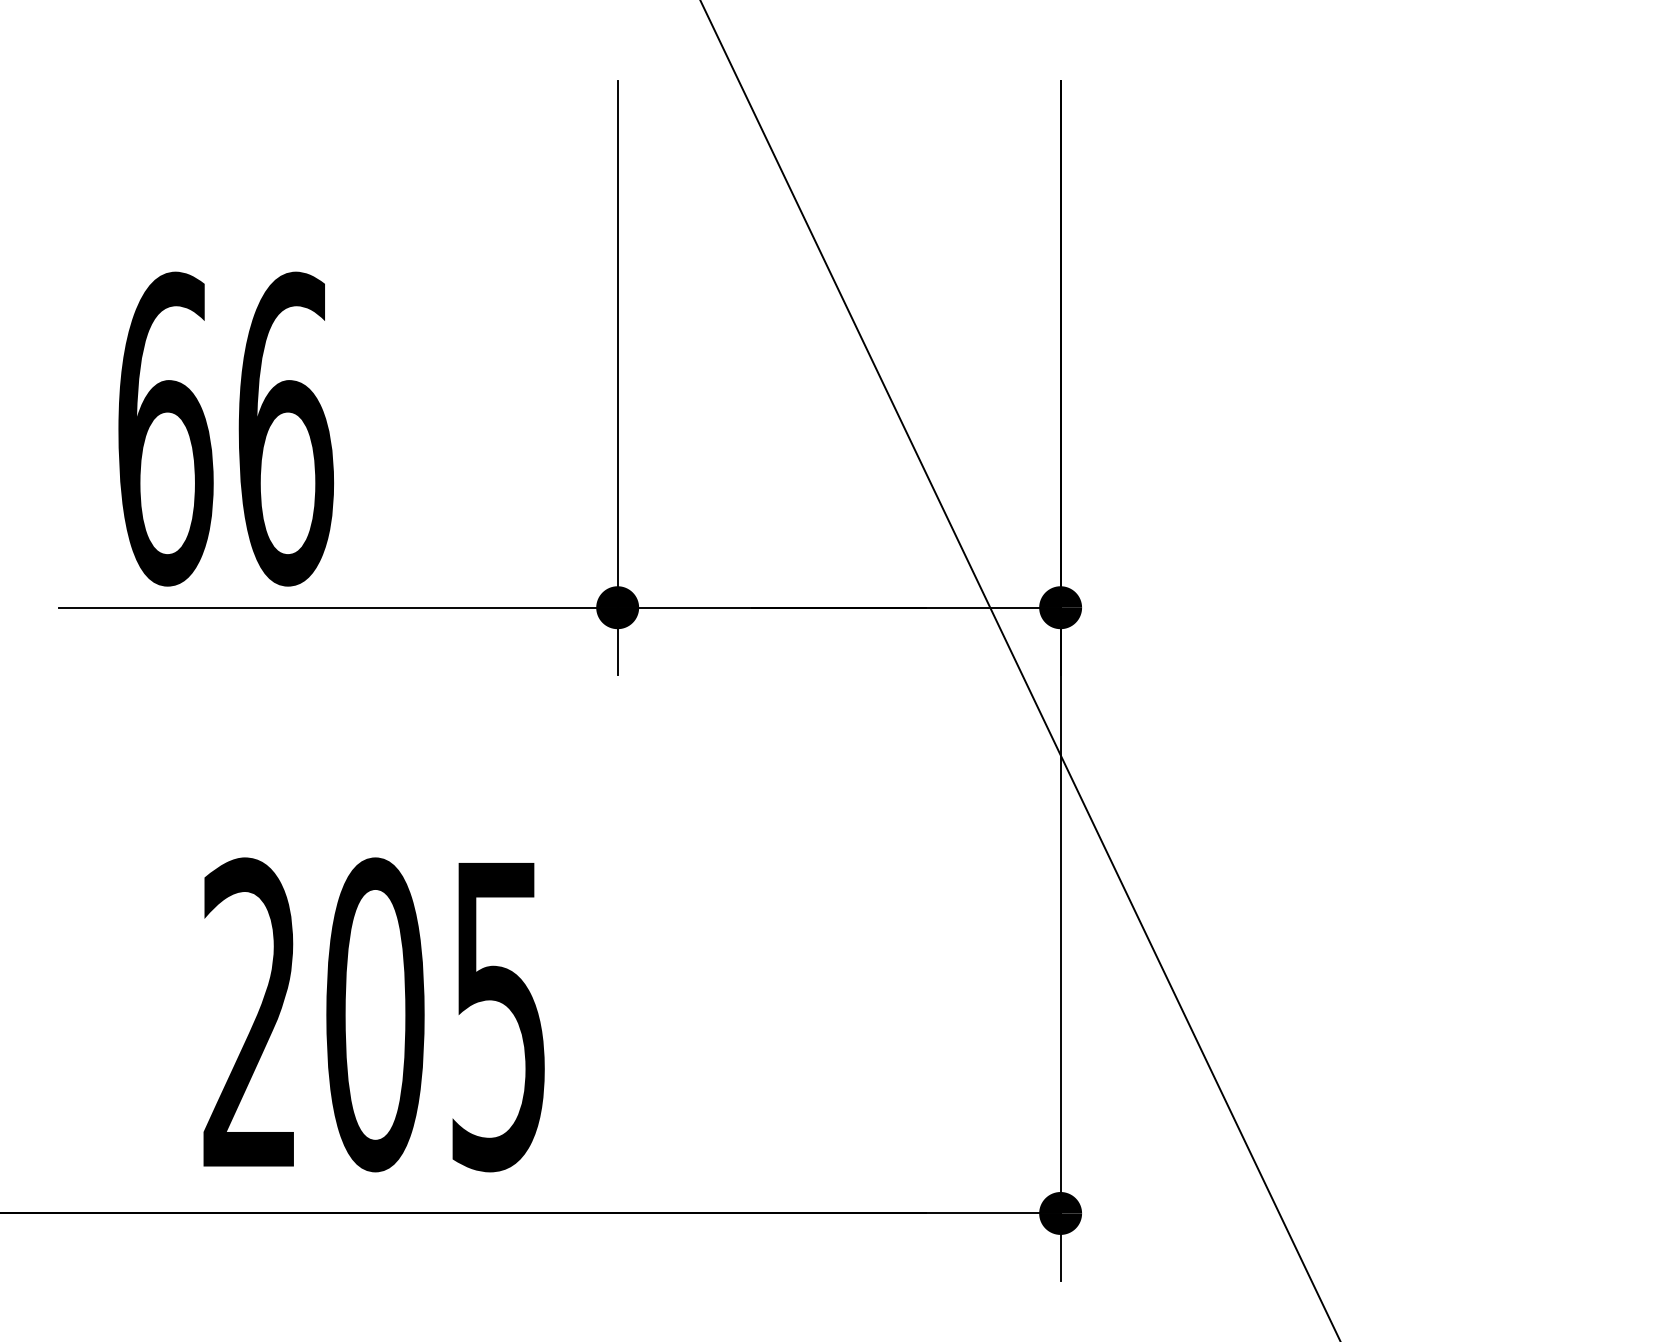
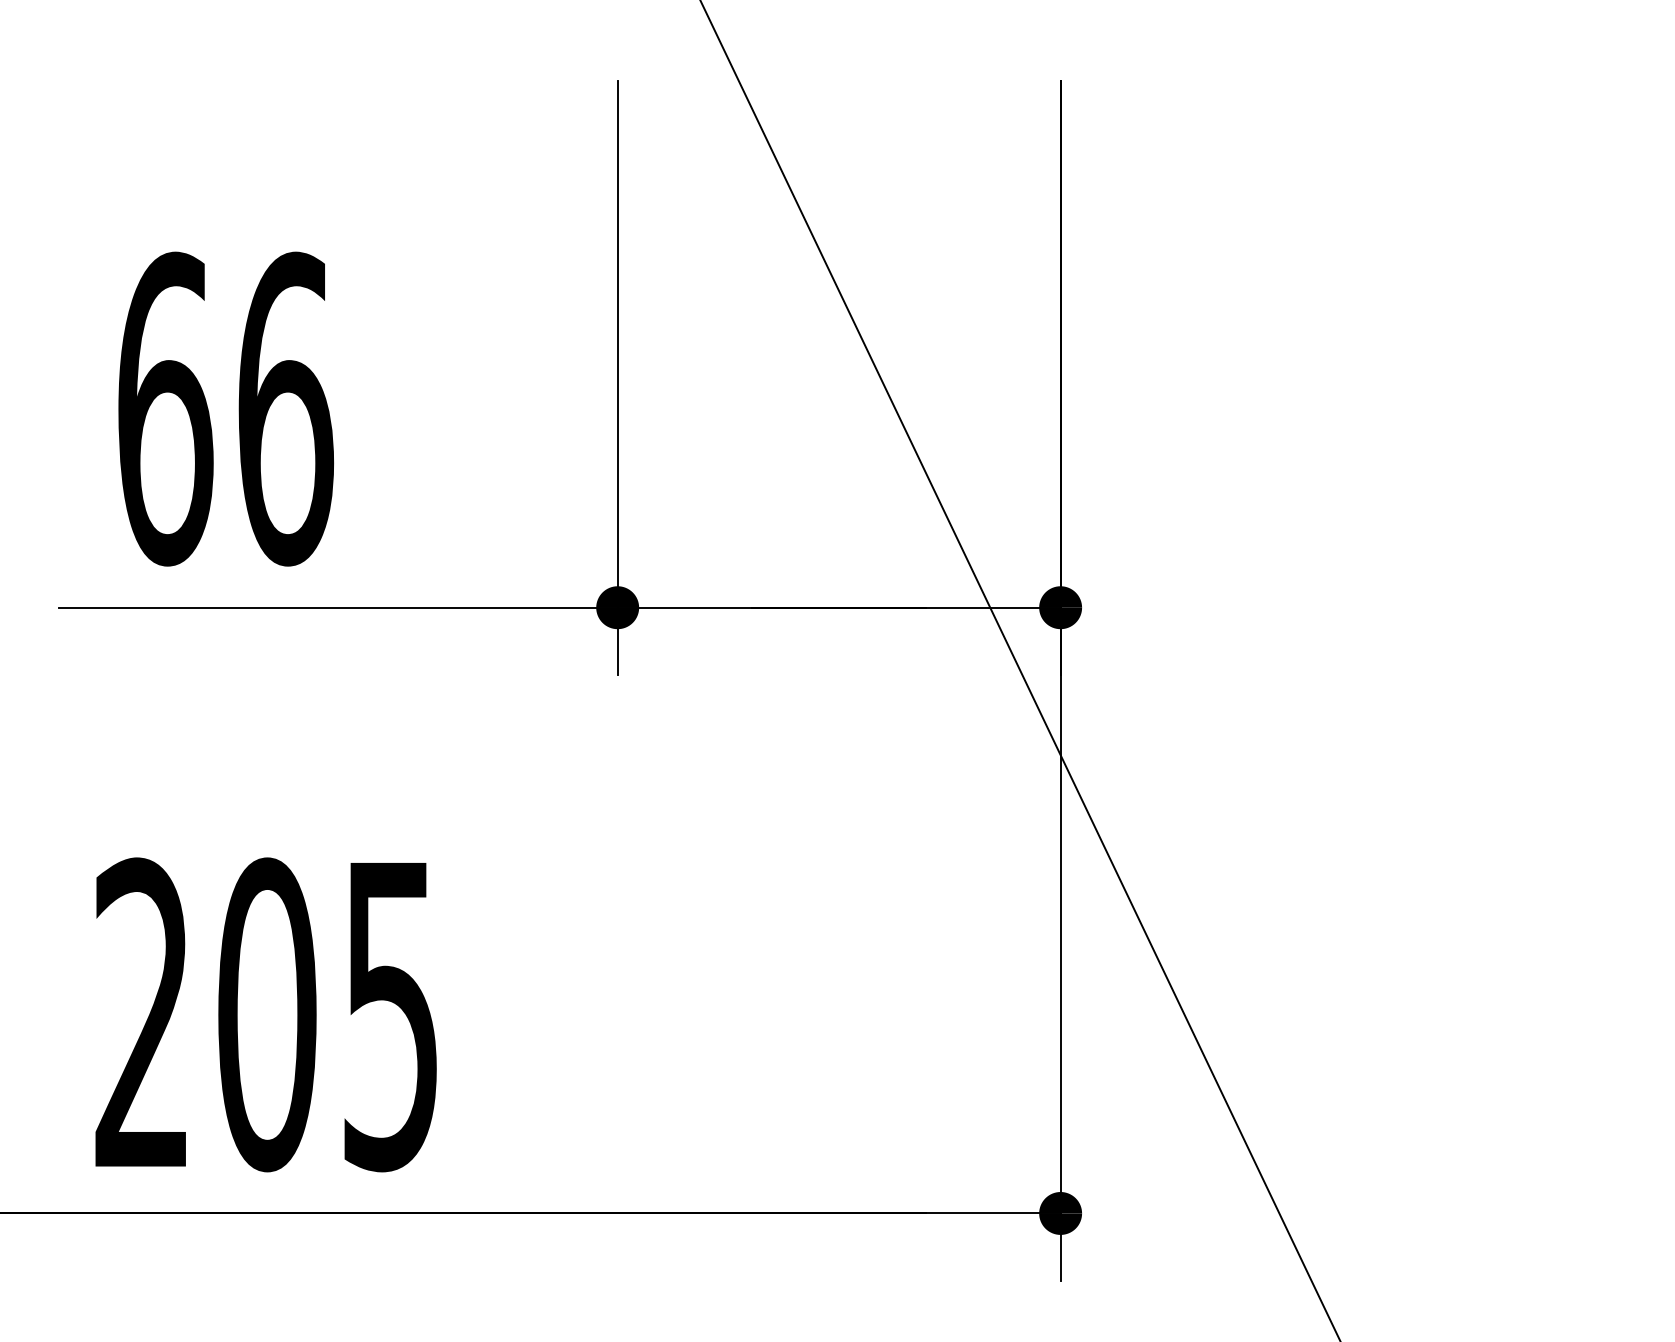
text position: (225, 428) -> (225, 408) (225, 408)
text position: (373, 1014) -> (265, 1014) (265, 1014)
